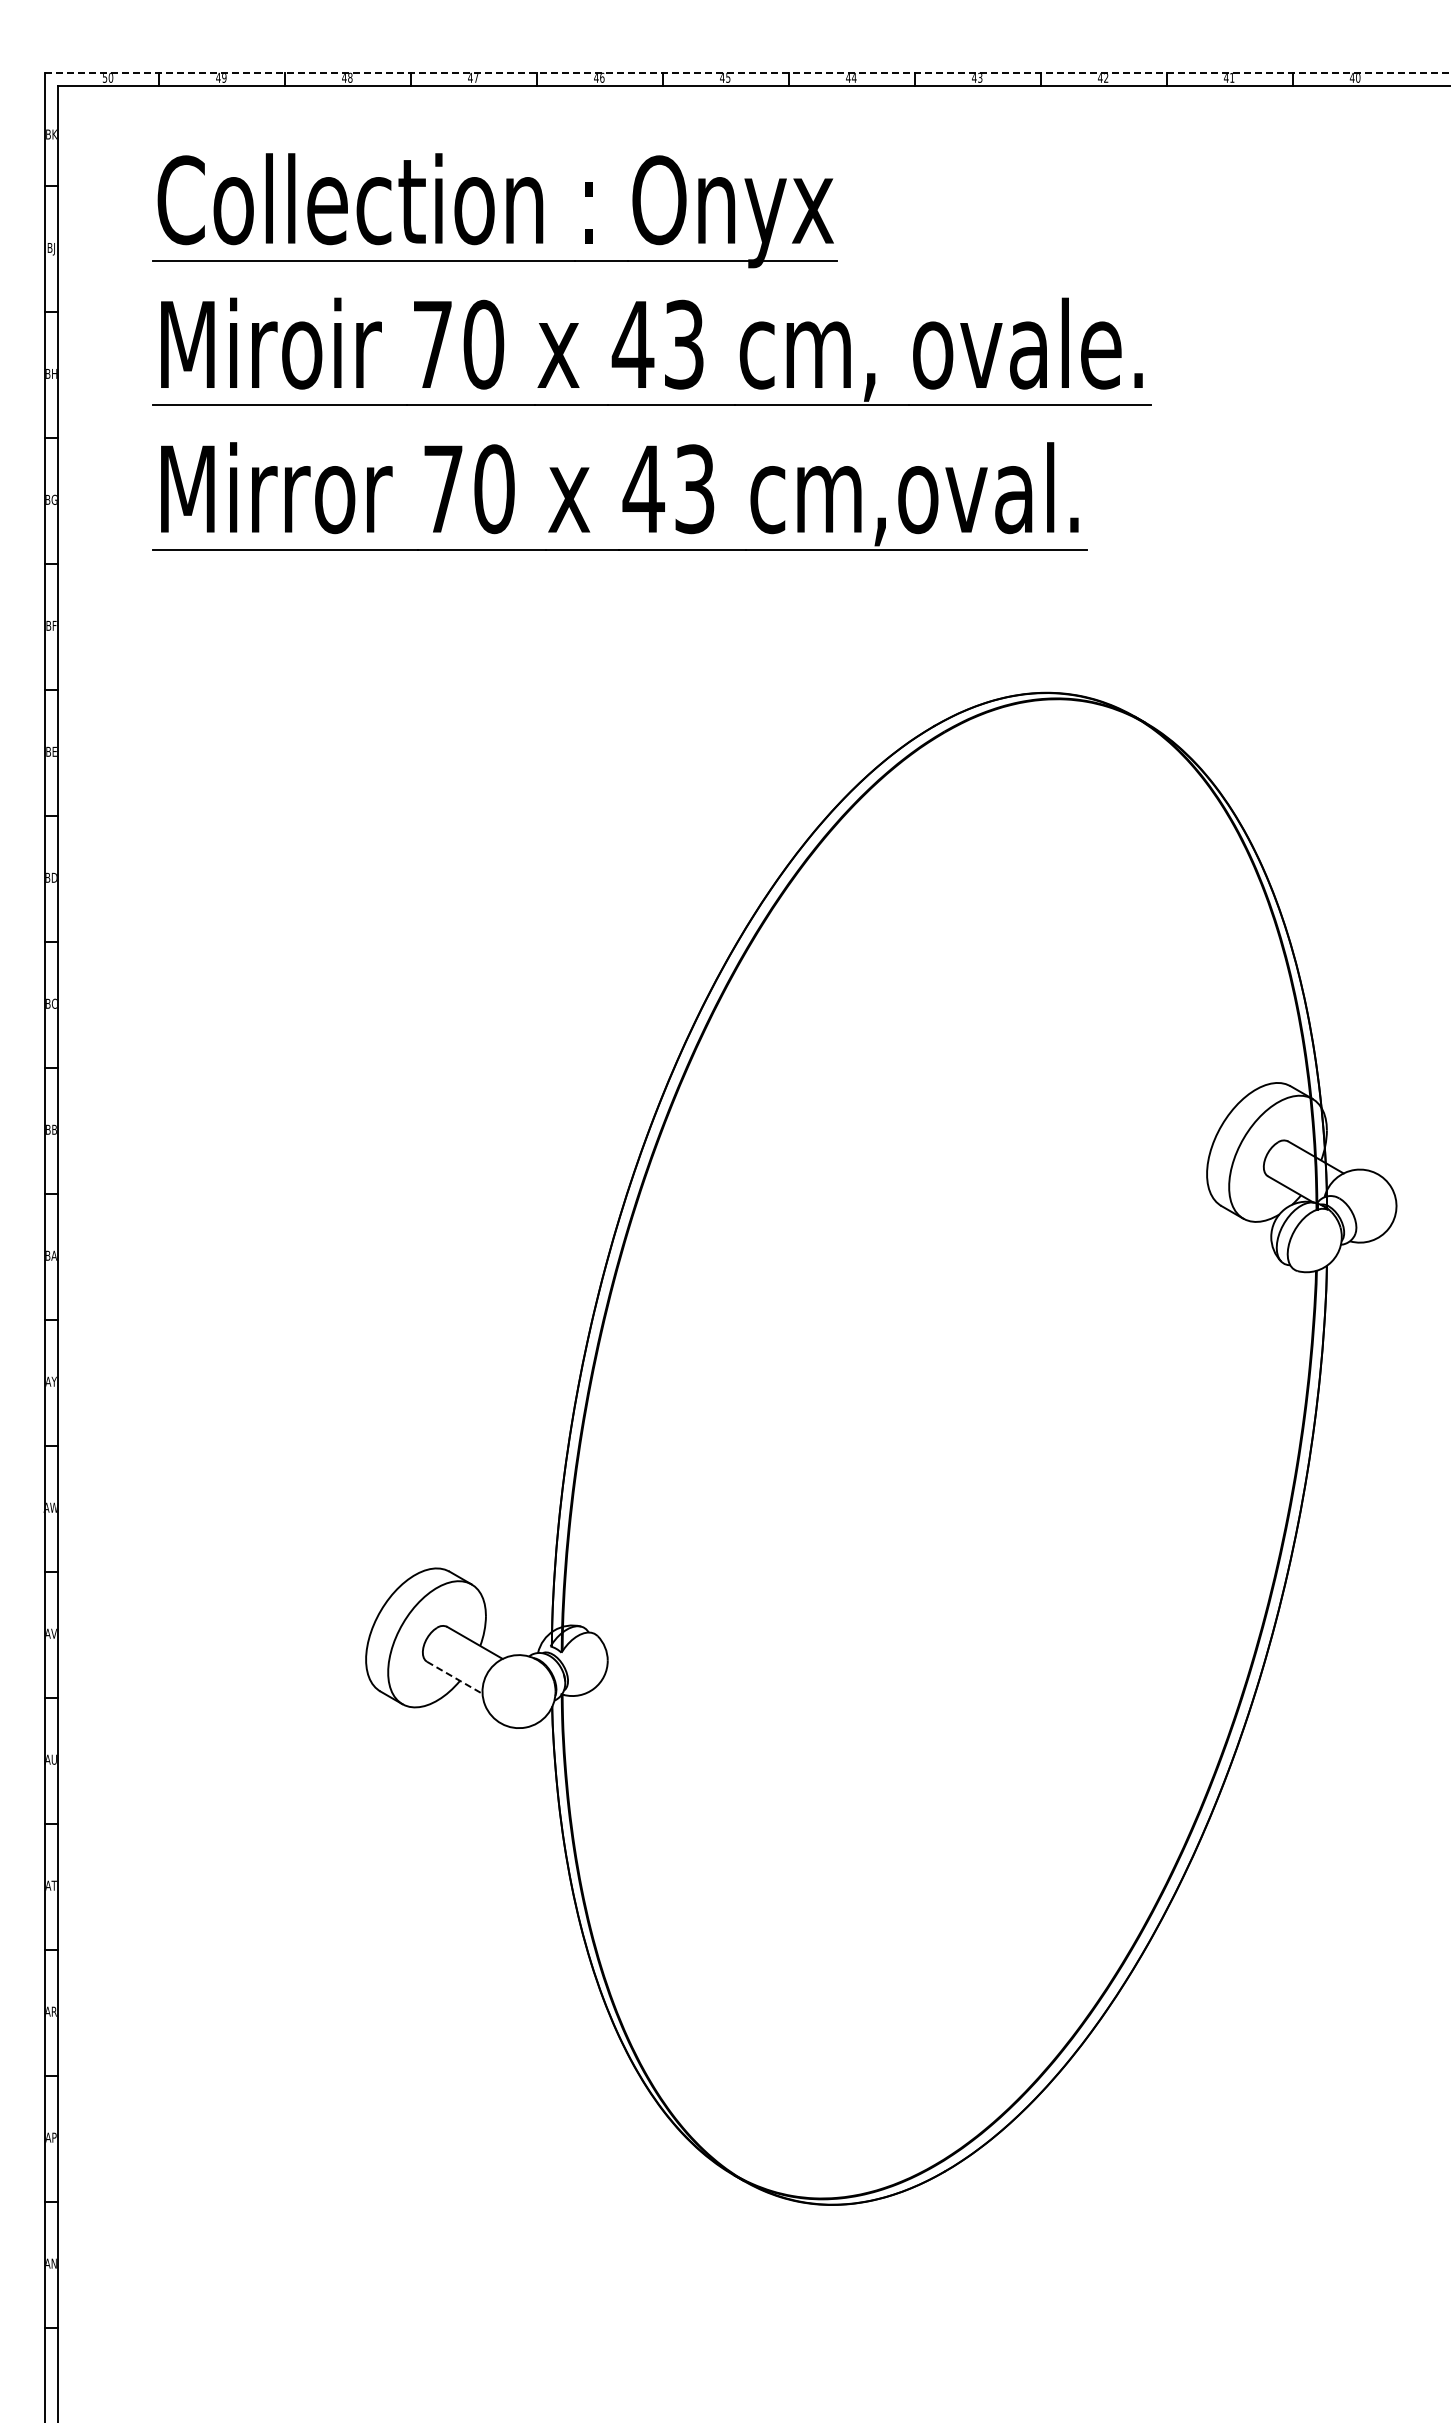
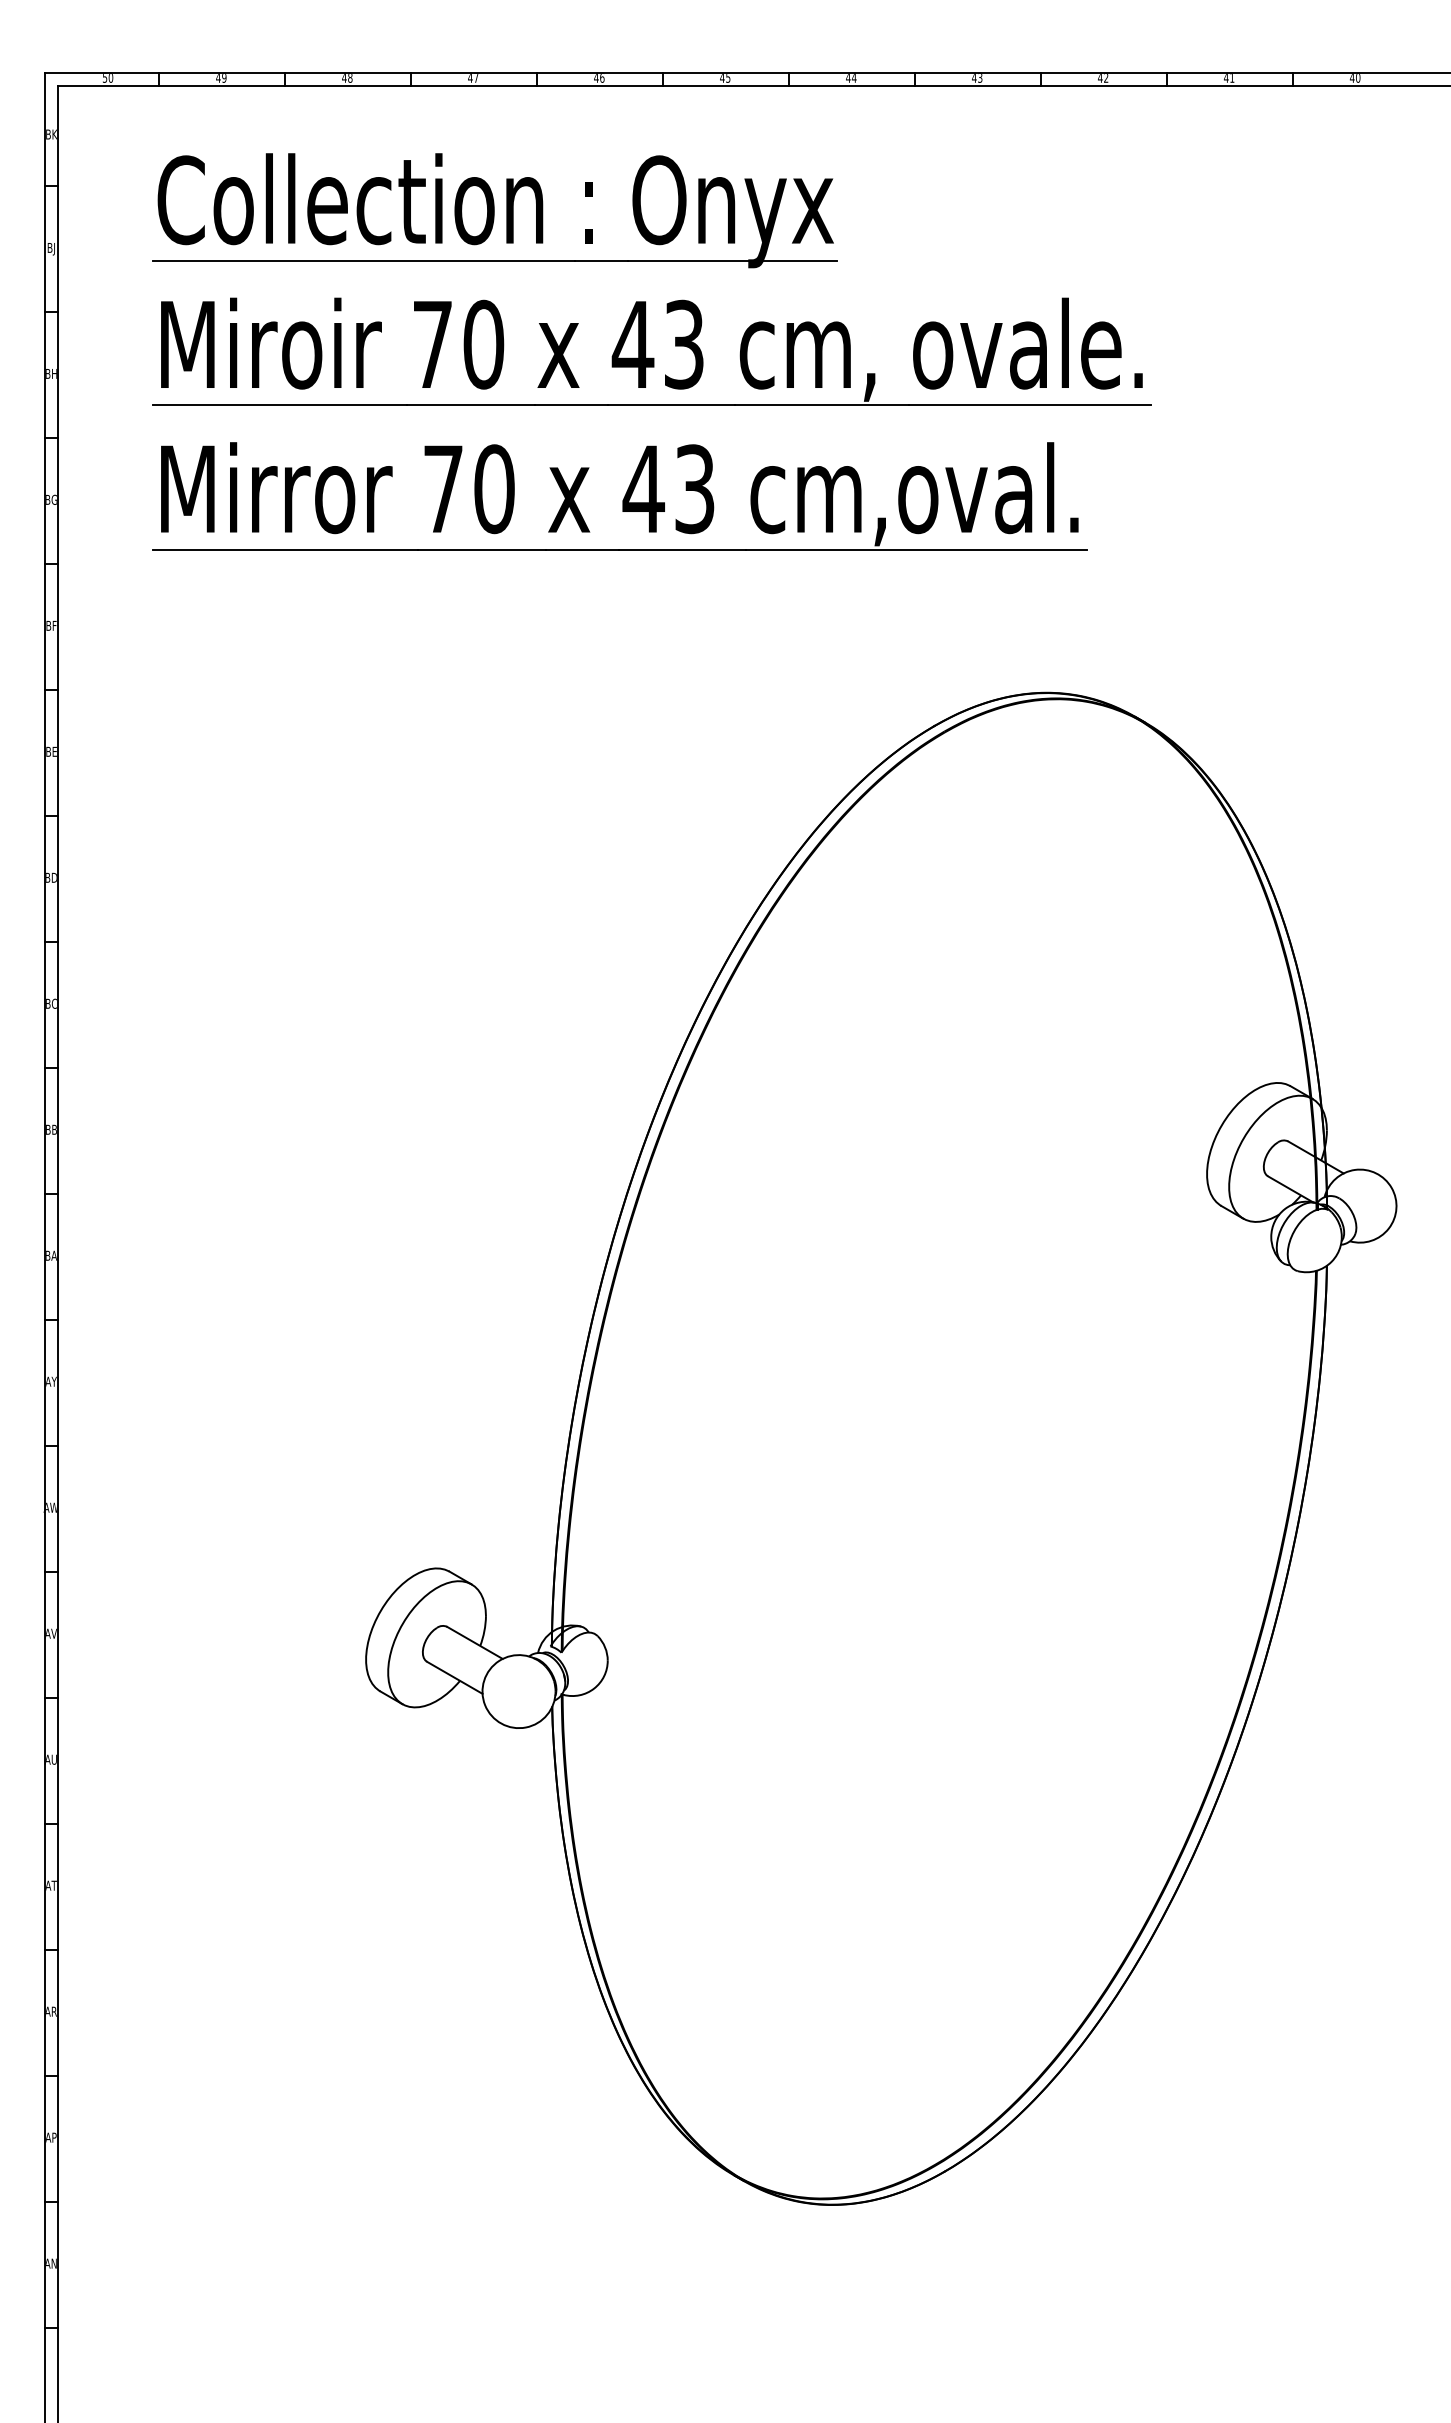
line: dashed -> solid (748, 73)
line: dashed -> solid (455, 1678)
